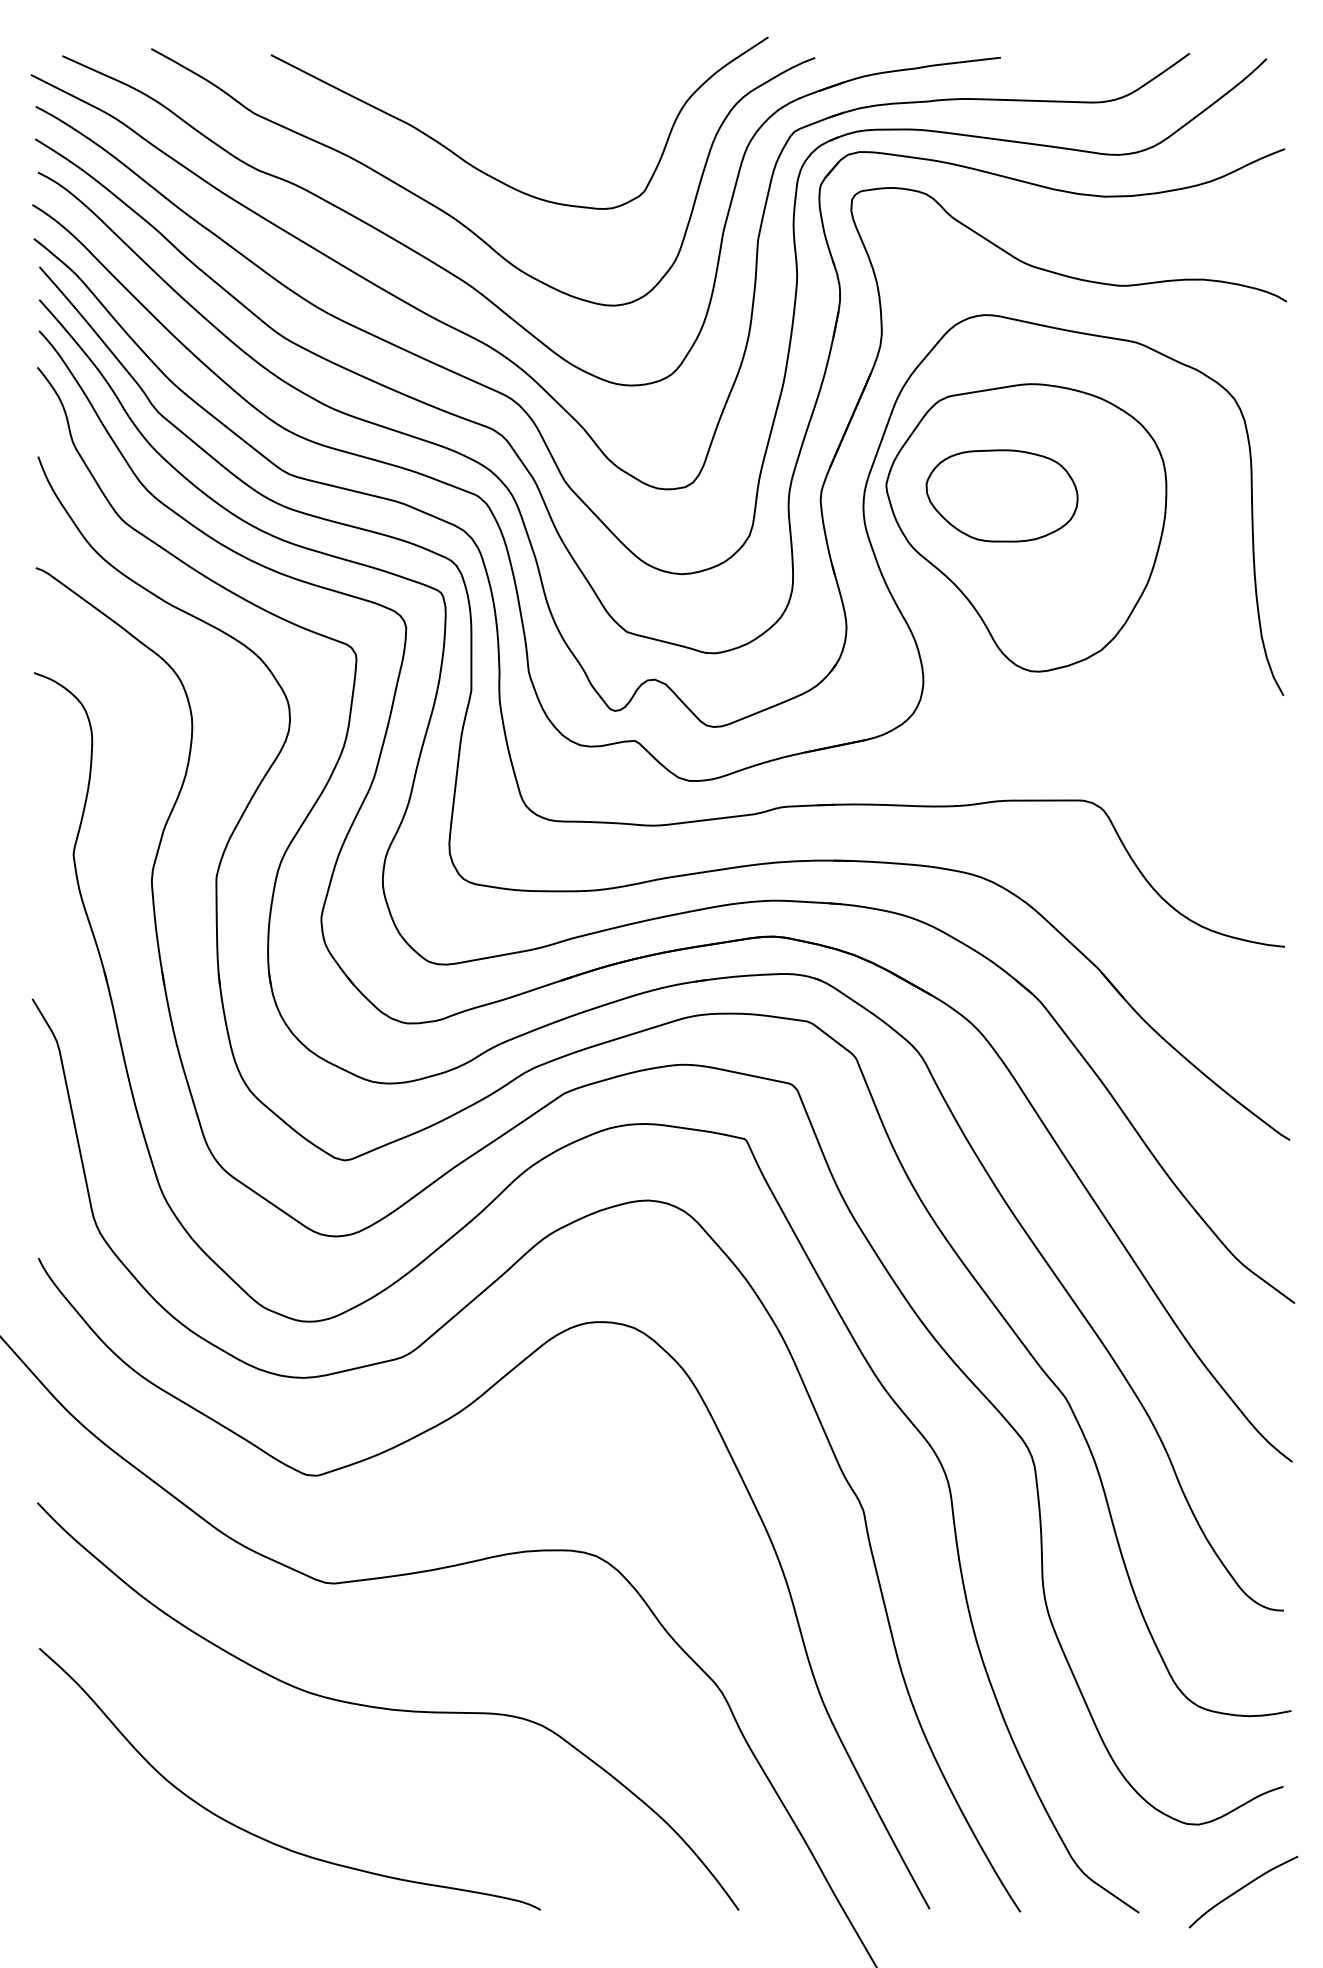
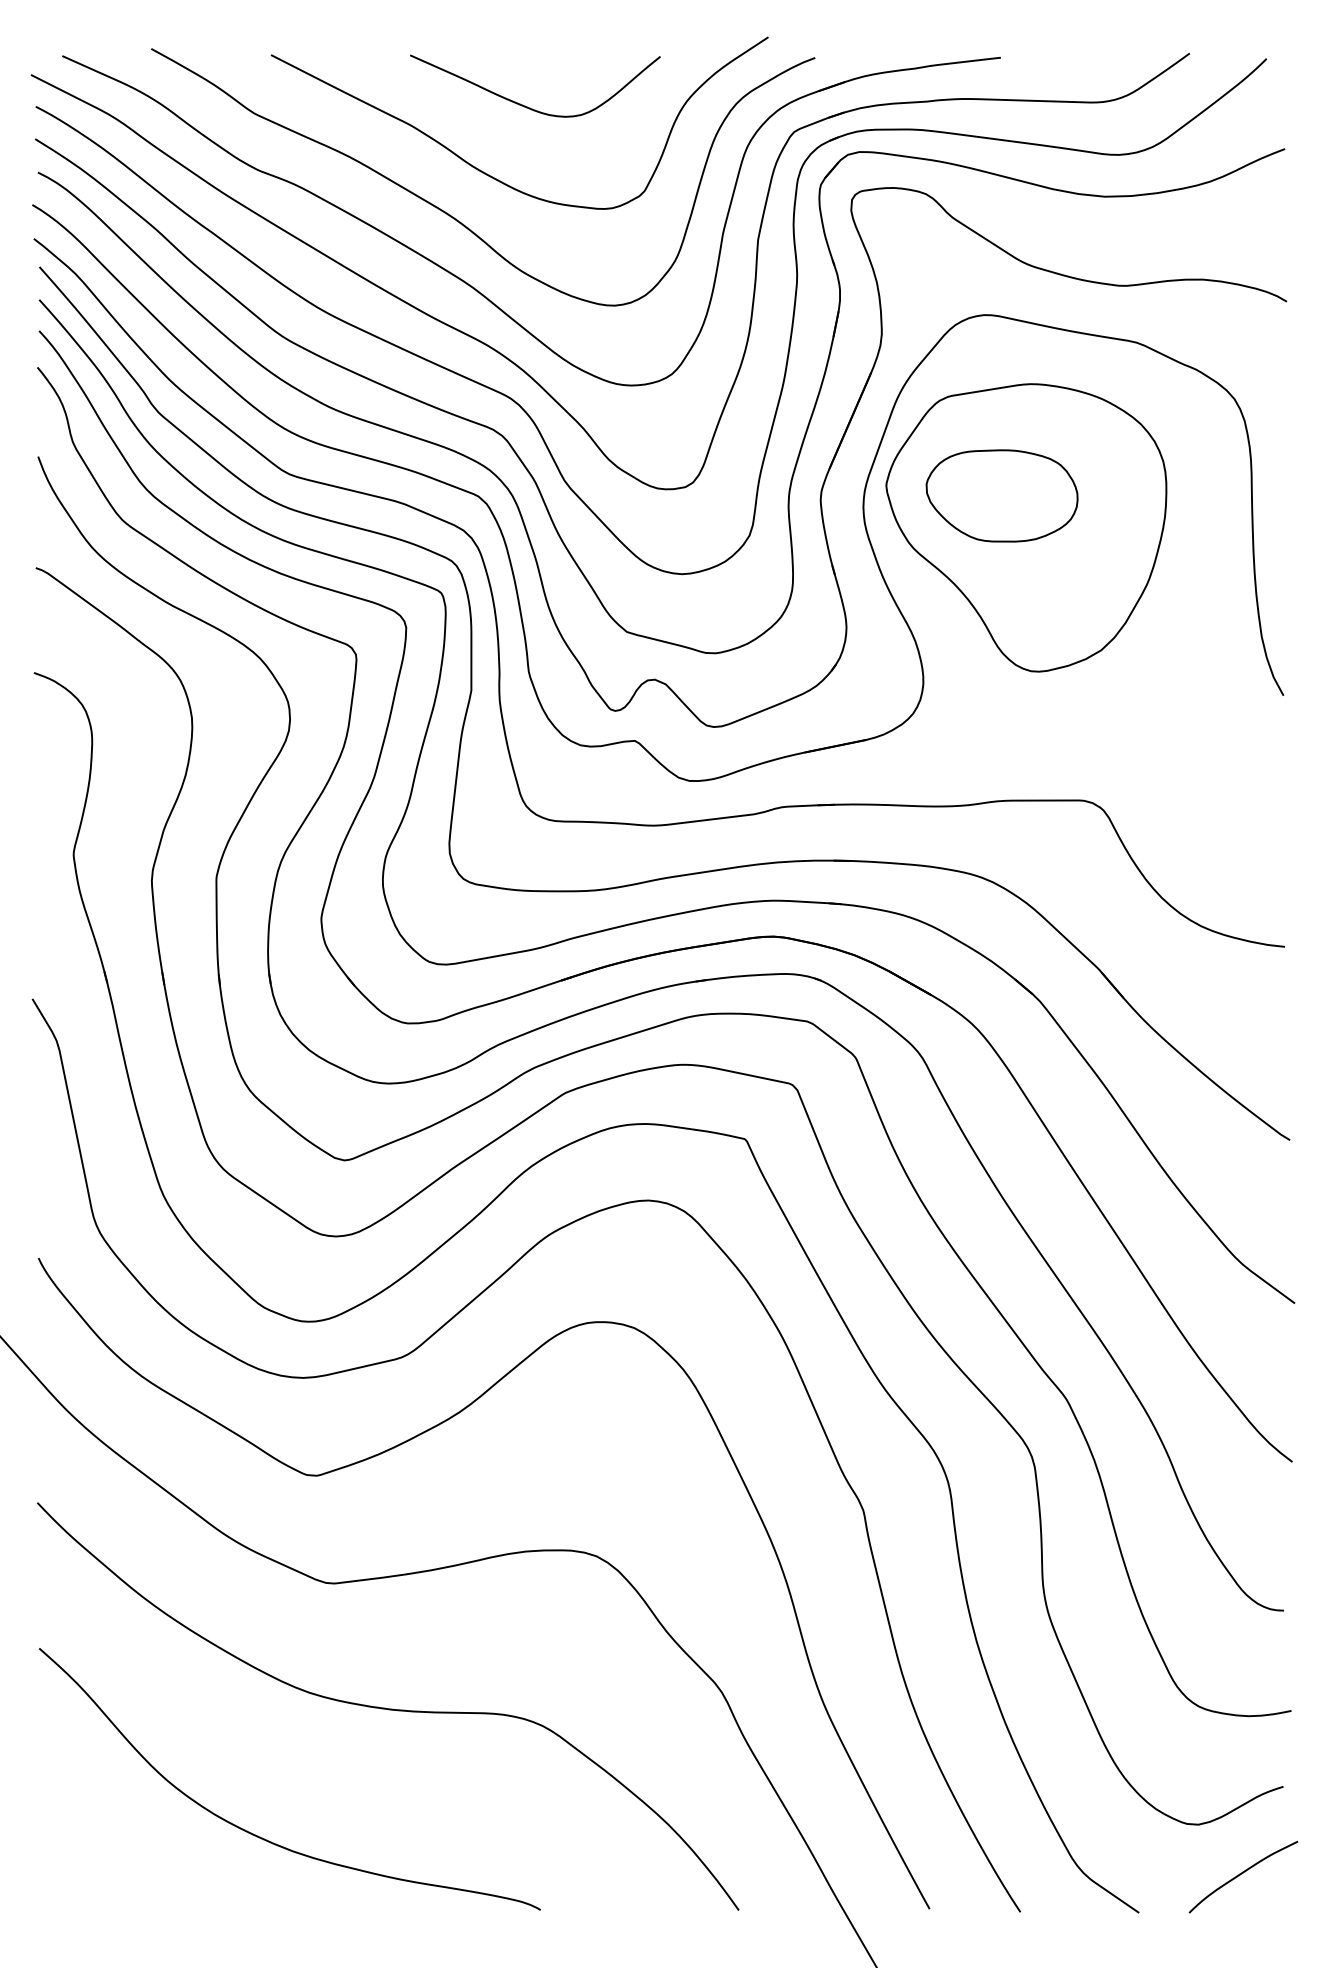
curve: none -> present (525, 105)
curve position: (1242, 1889) -> (1242, 1874) (1242, 1874)
